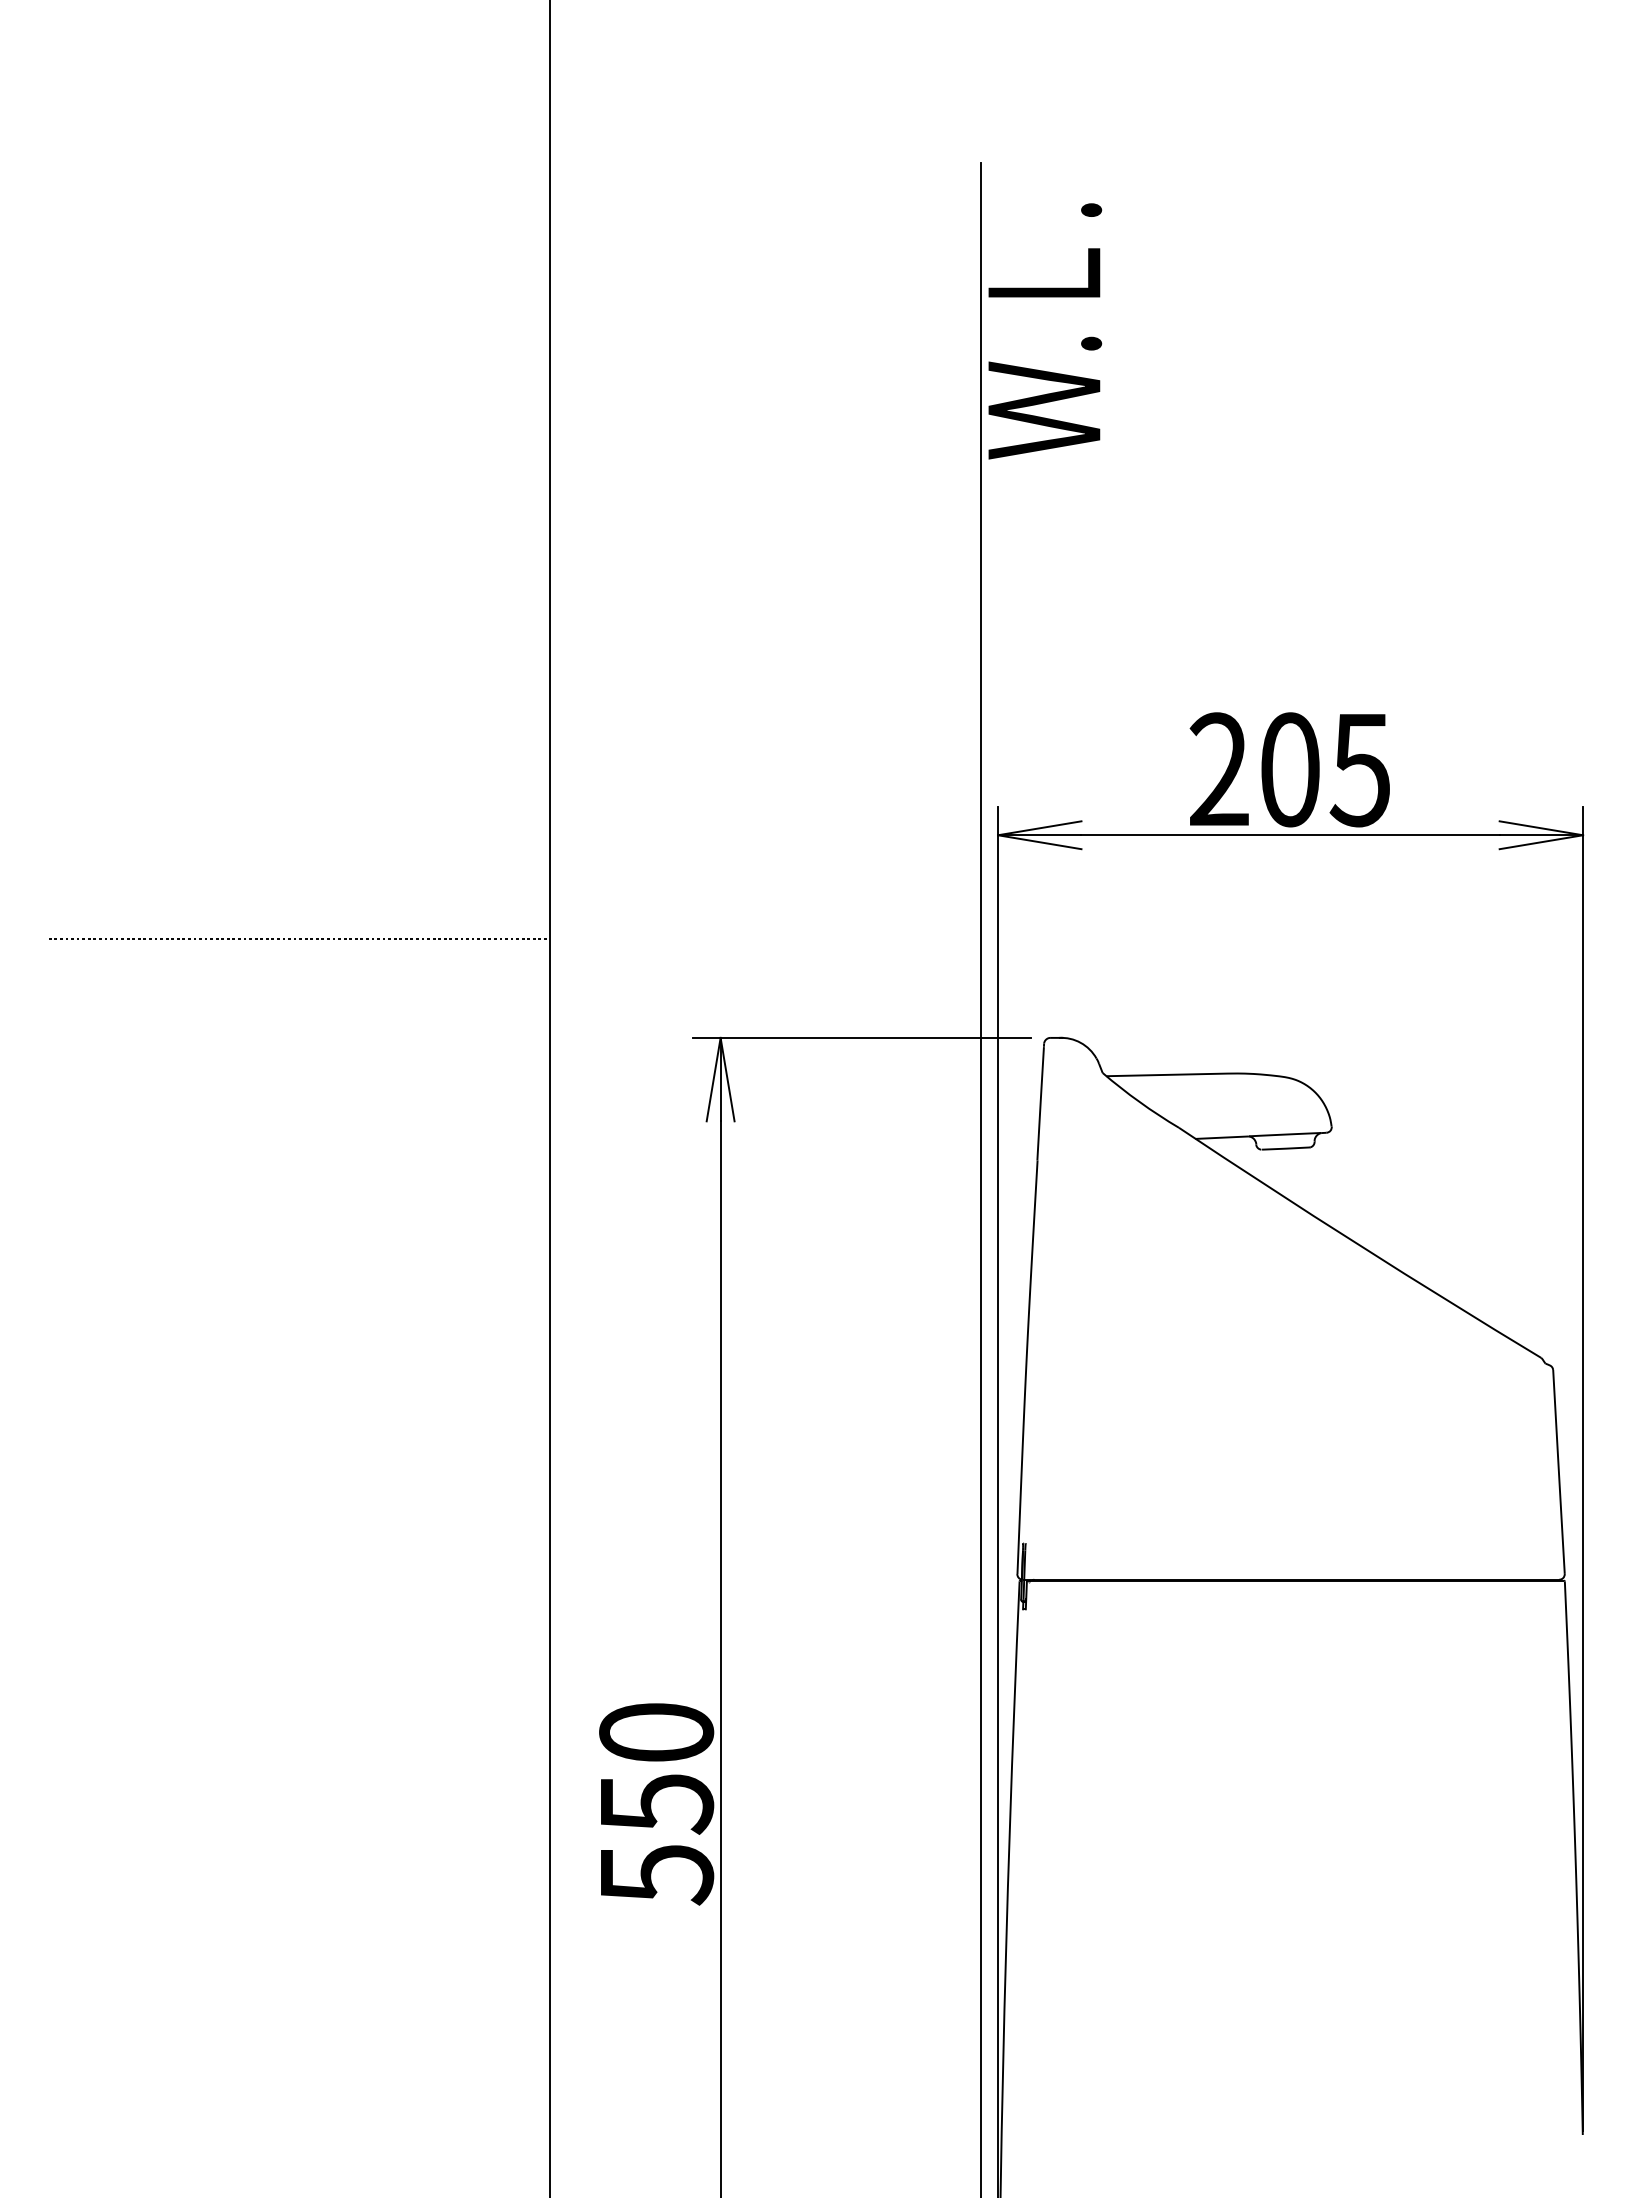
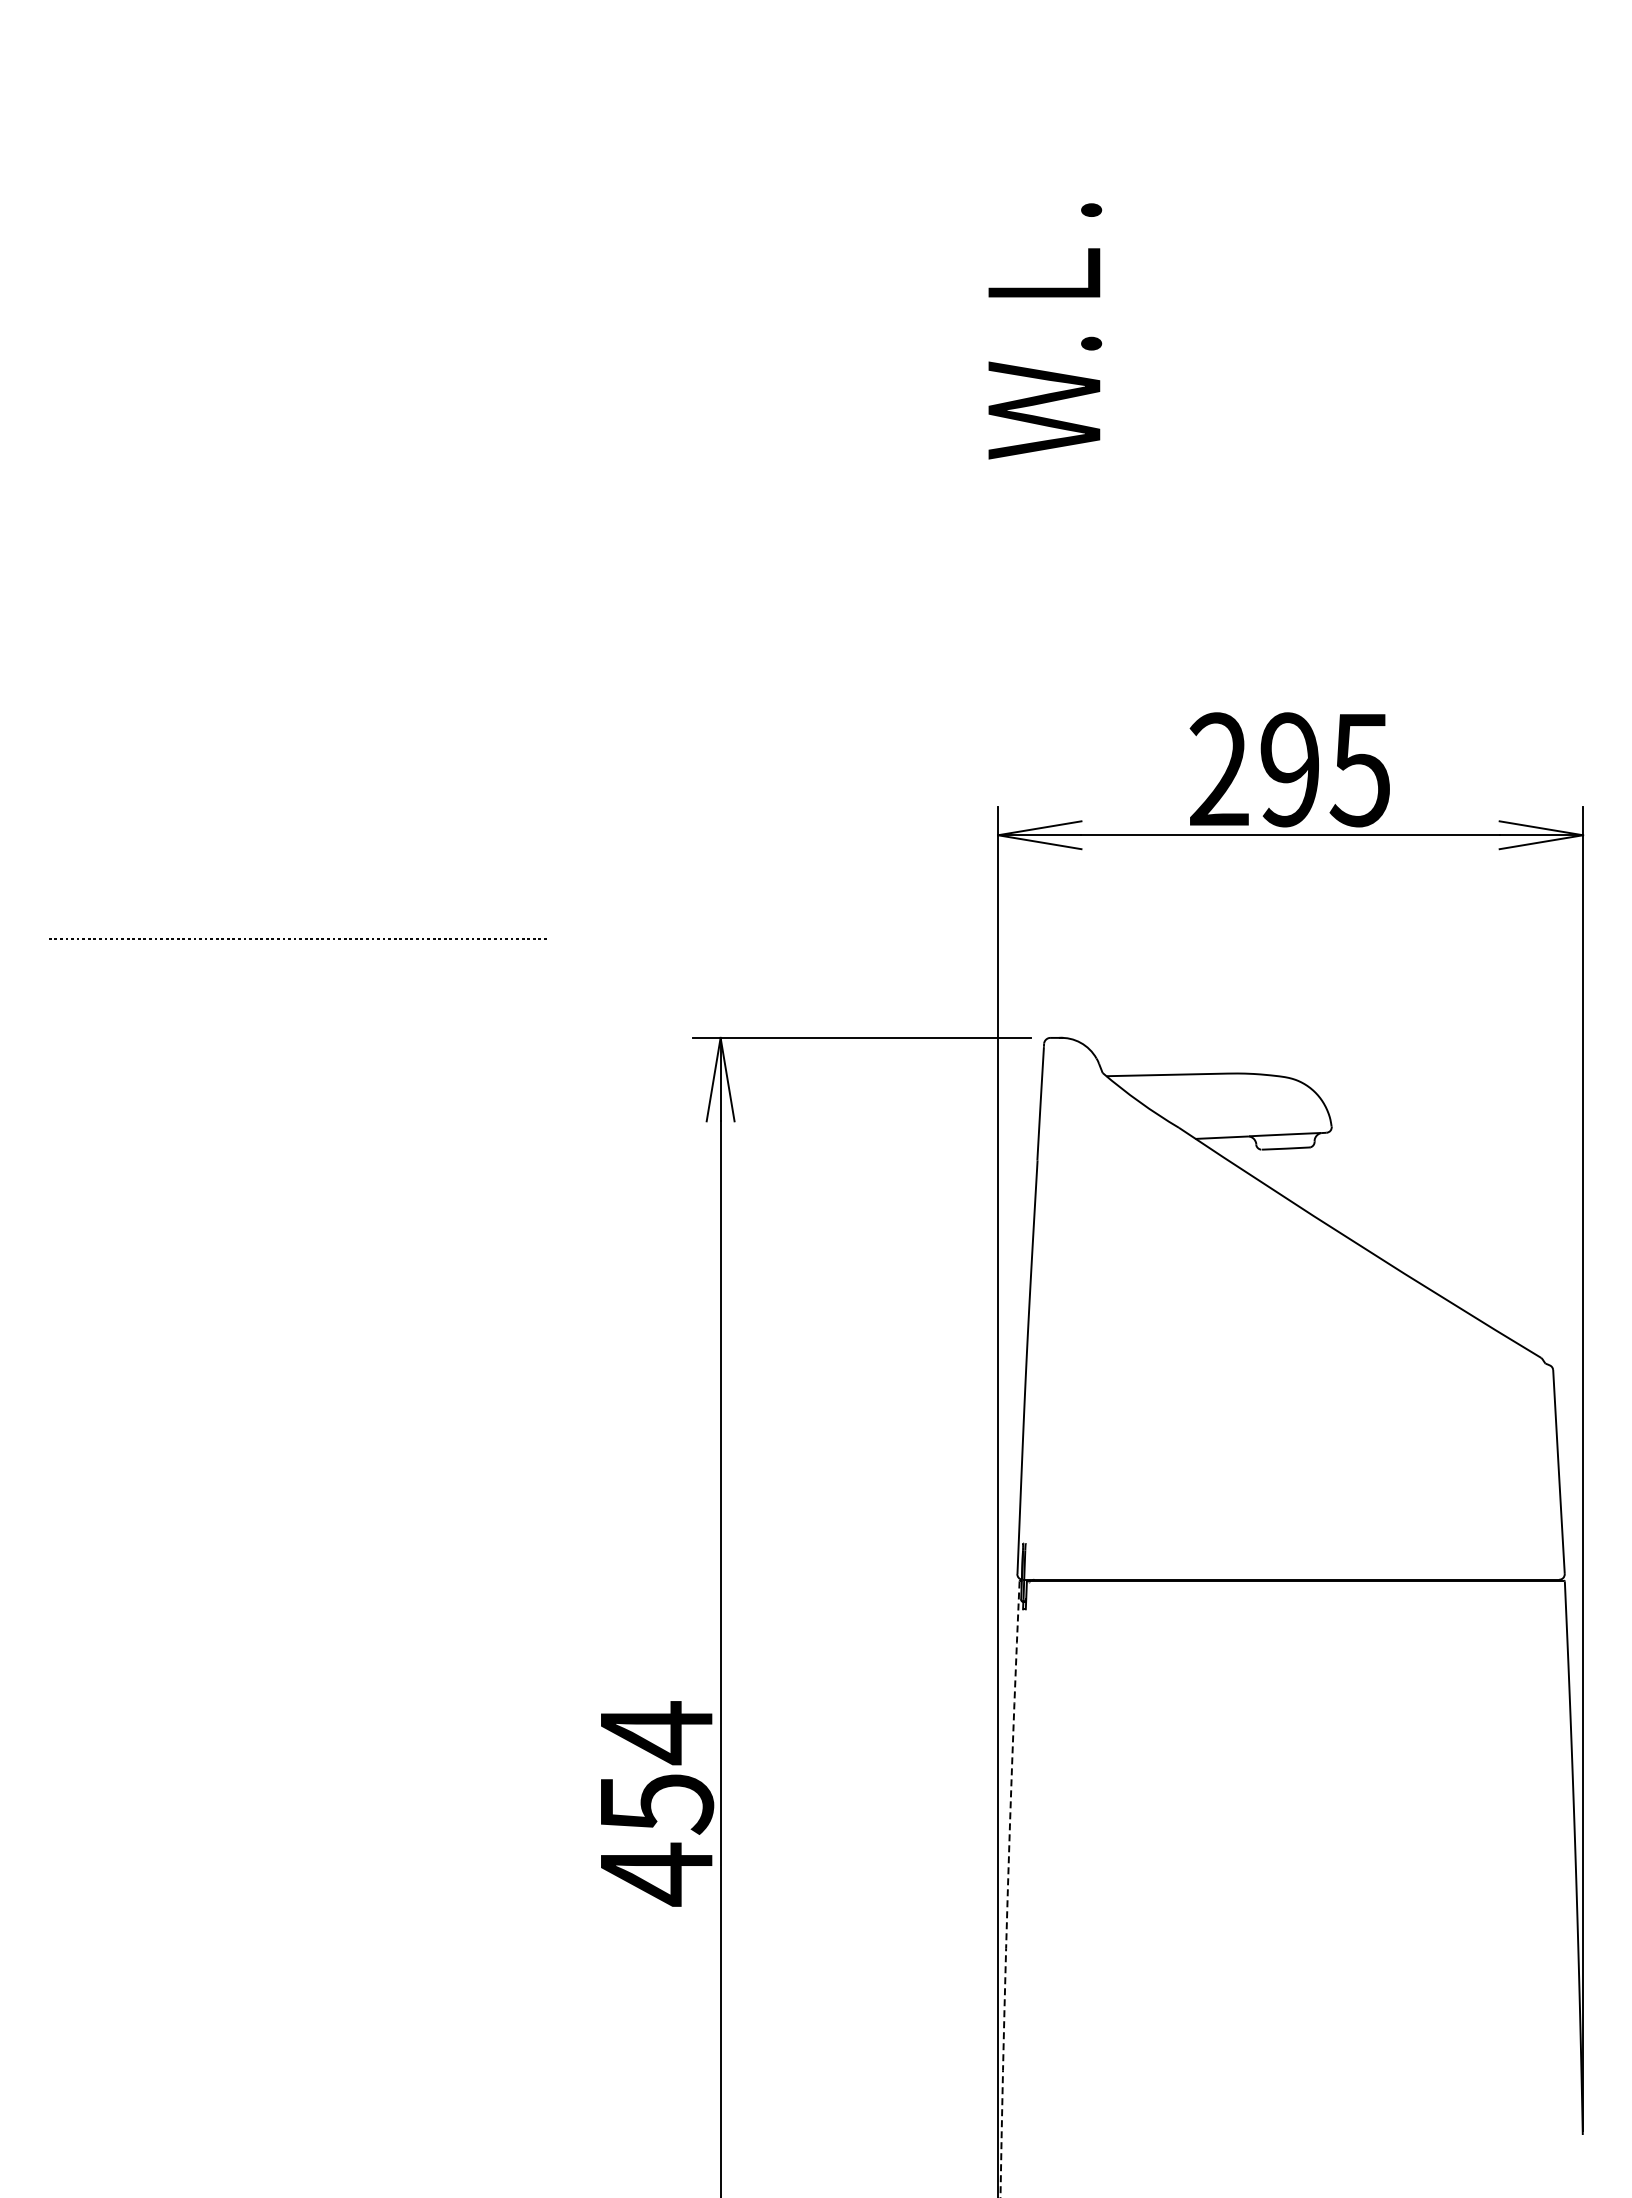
text: 205 -> 295 (1289, 769)
line: present -> none (549, 1098)
line: present -> none (980, 1178)
text: 550 -> 454 (656, 1803)
arc: solid -> dashed (1007, 1890)
